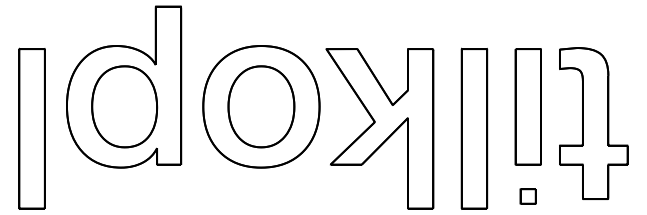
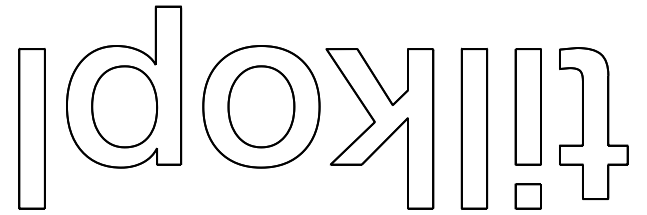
part size: 18x17 px -> 28x27 px (527, 196)
